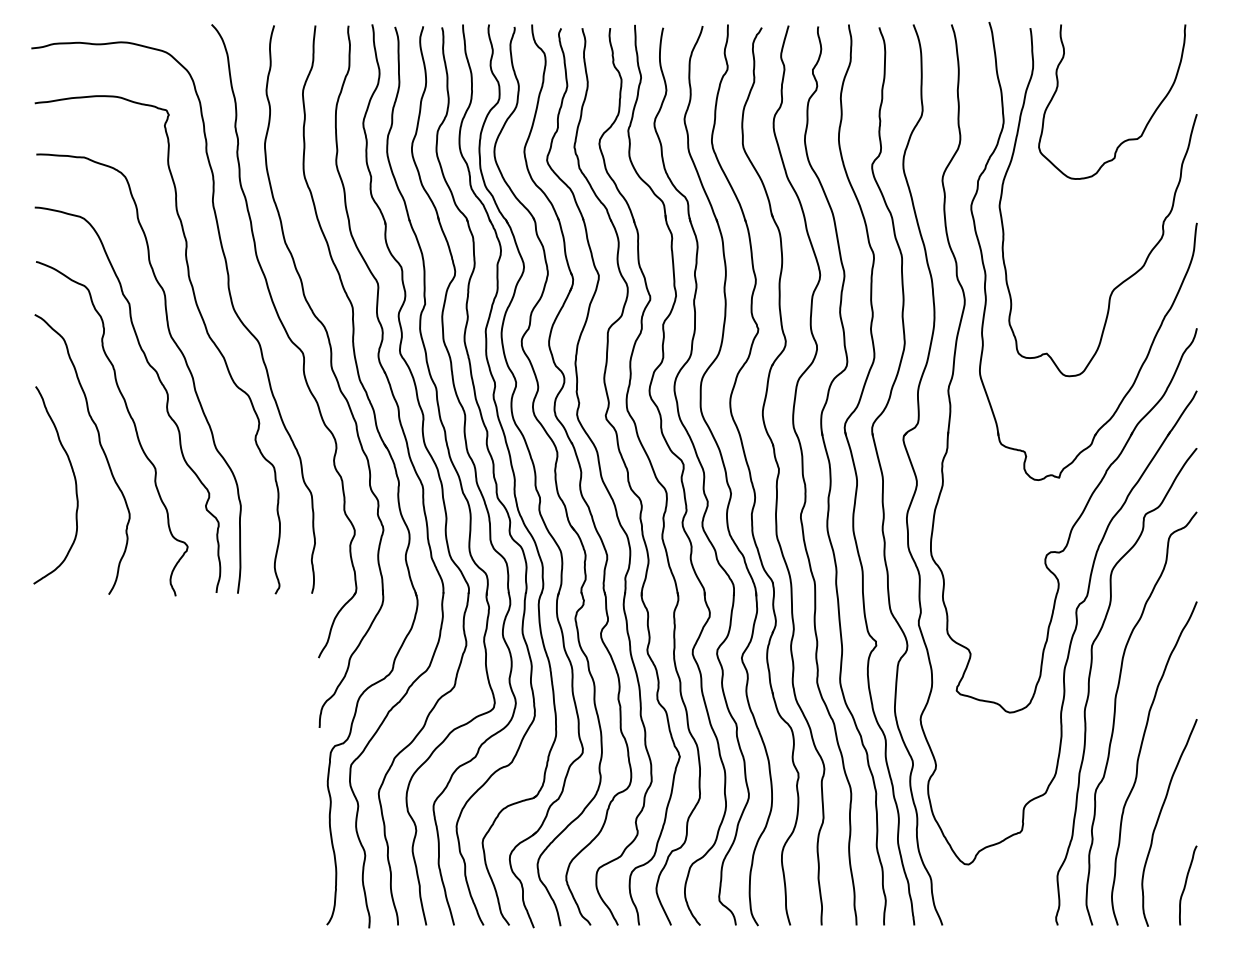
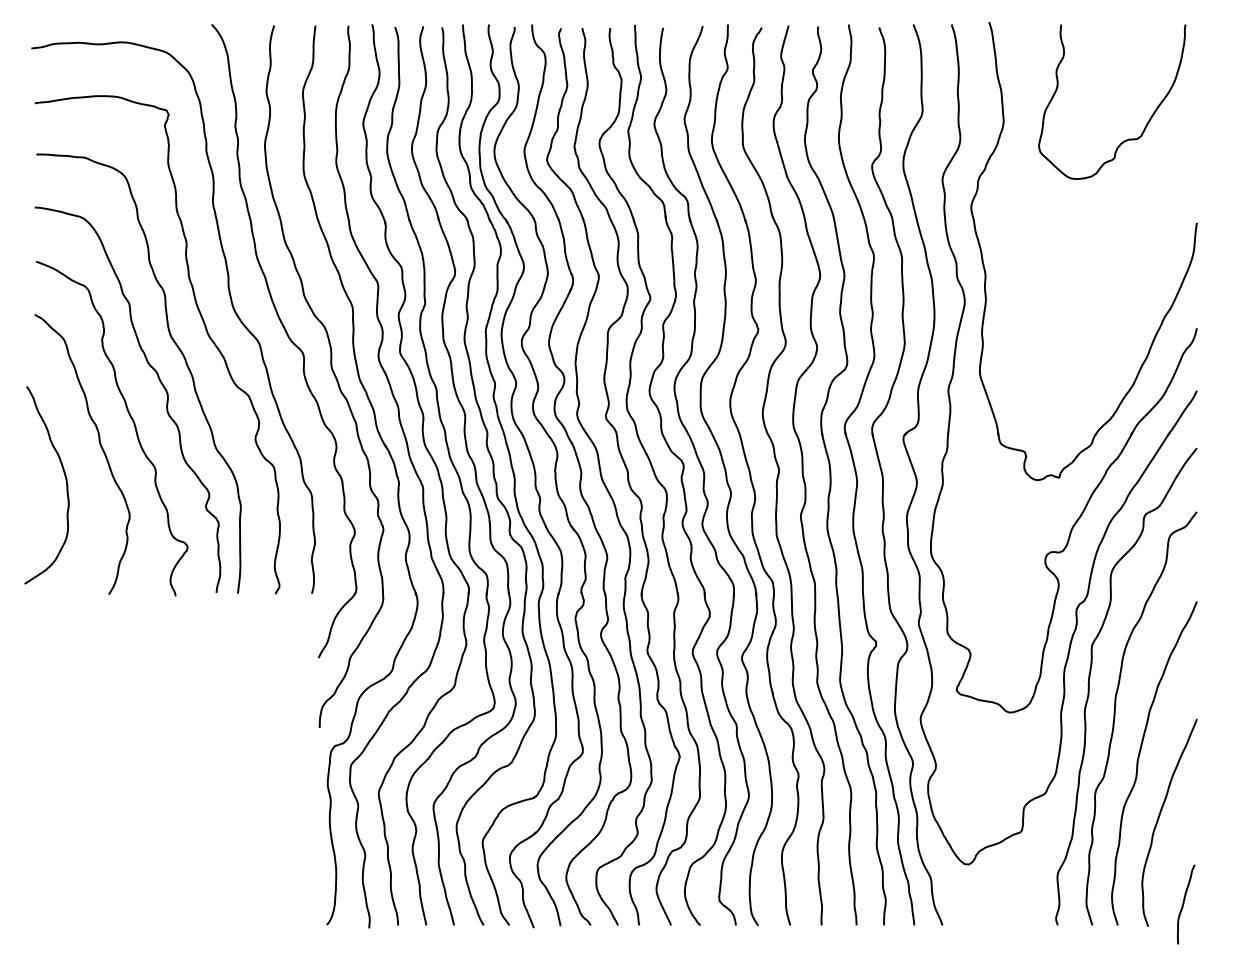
curve: present -> none (1162, 222)
curve position: (74, 481) -> (65, 481) (65, 481)
curve position: (1186, 885) -> (1184, 904) (1184, 904)
